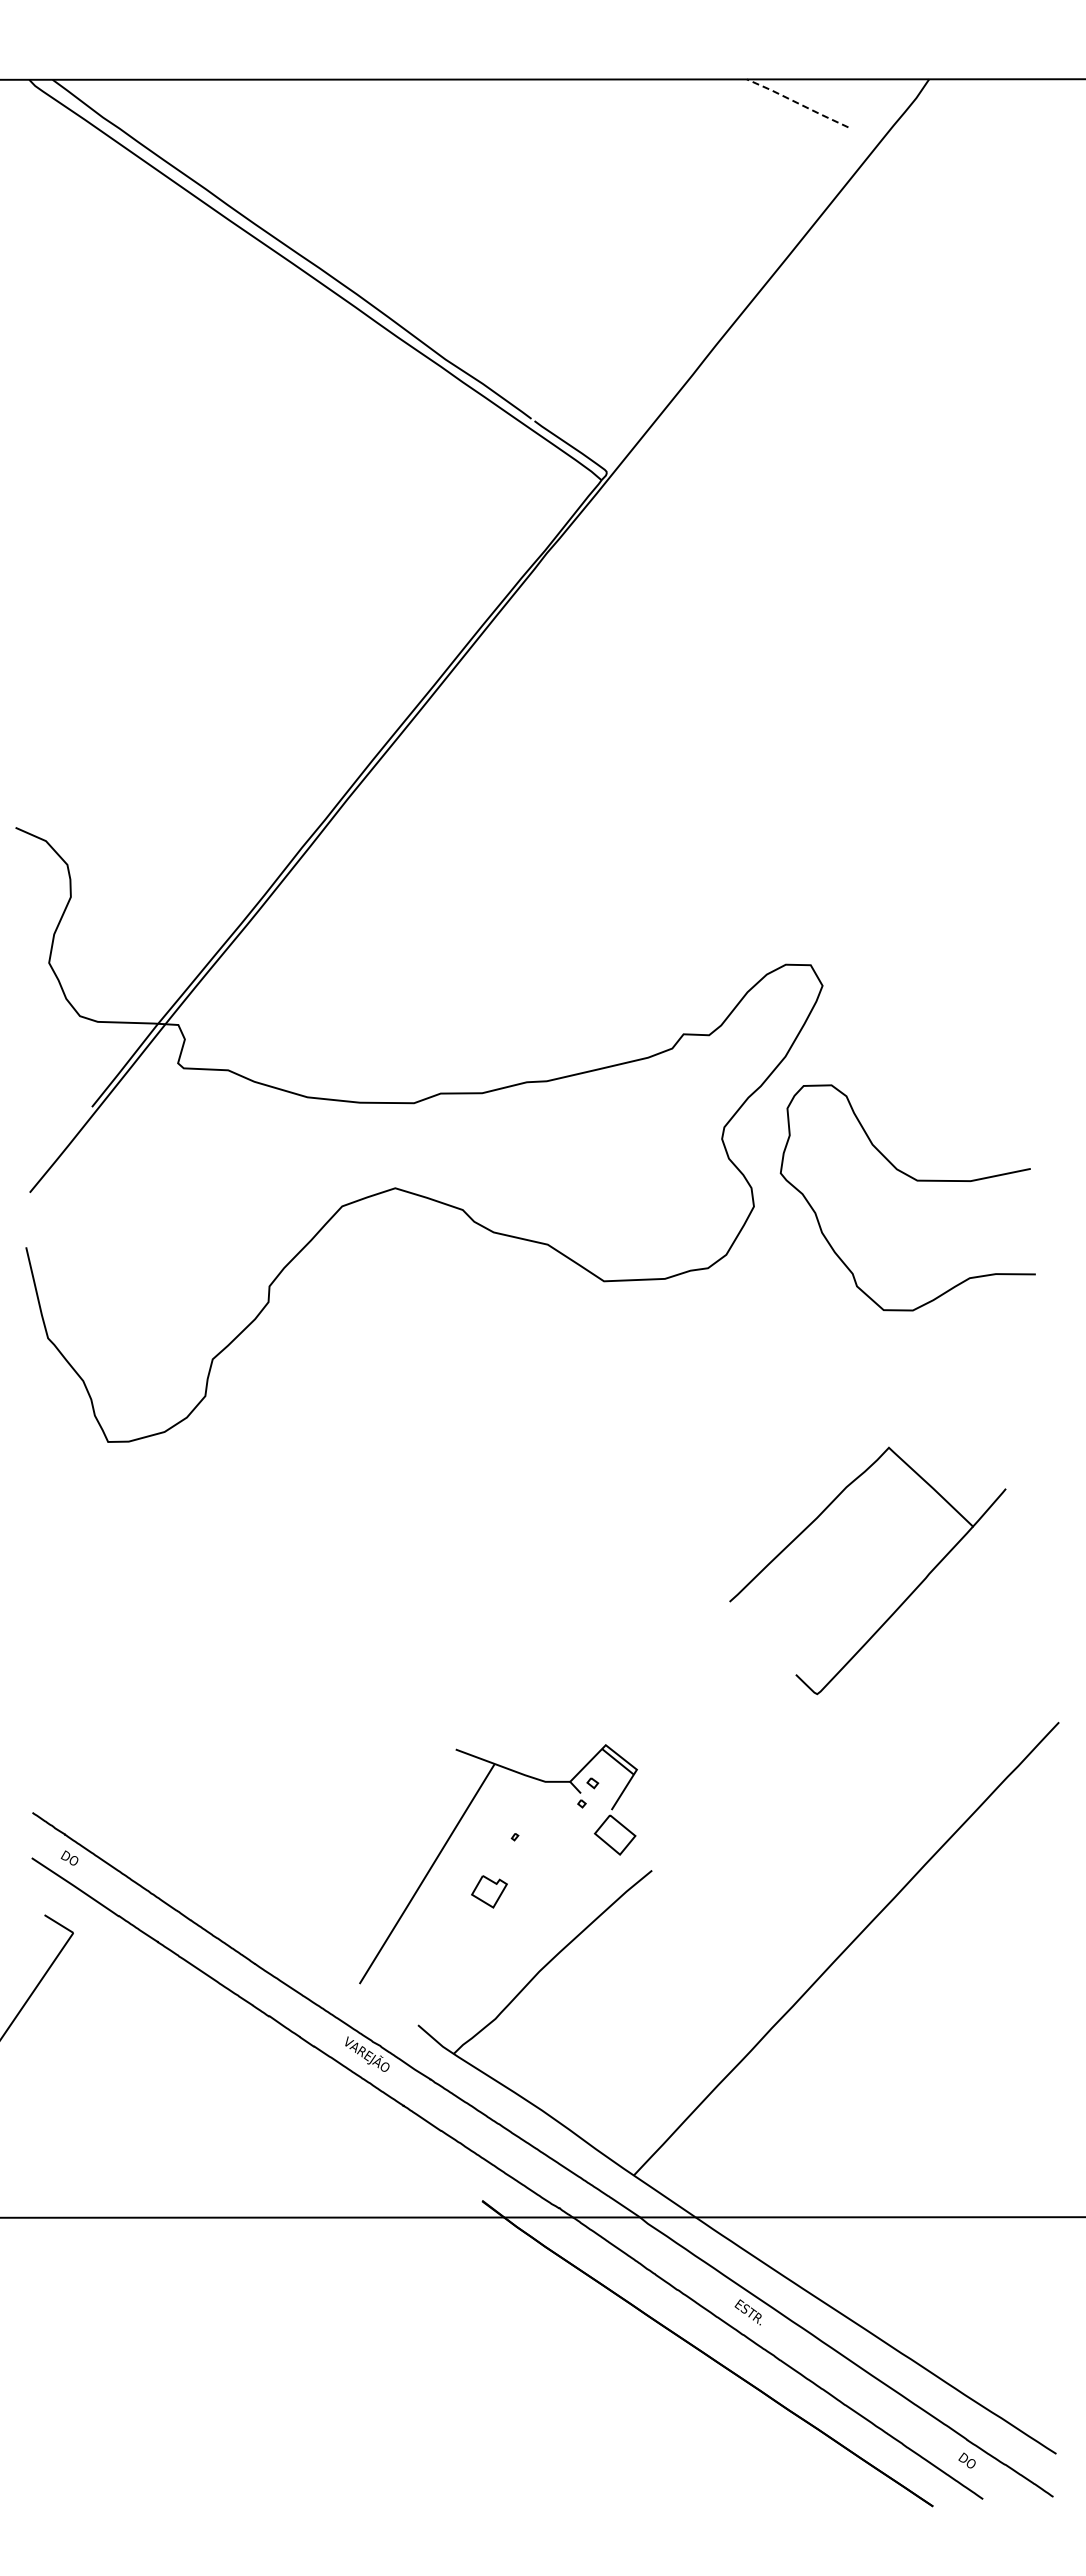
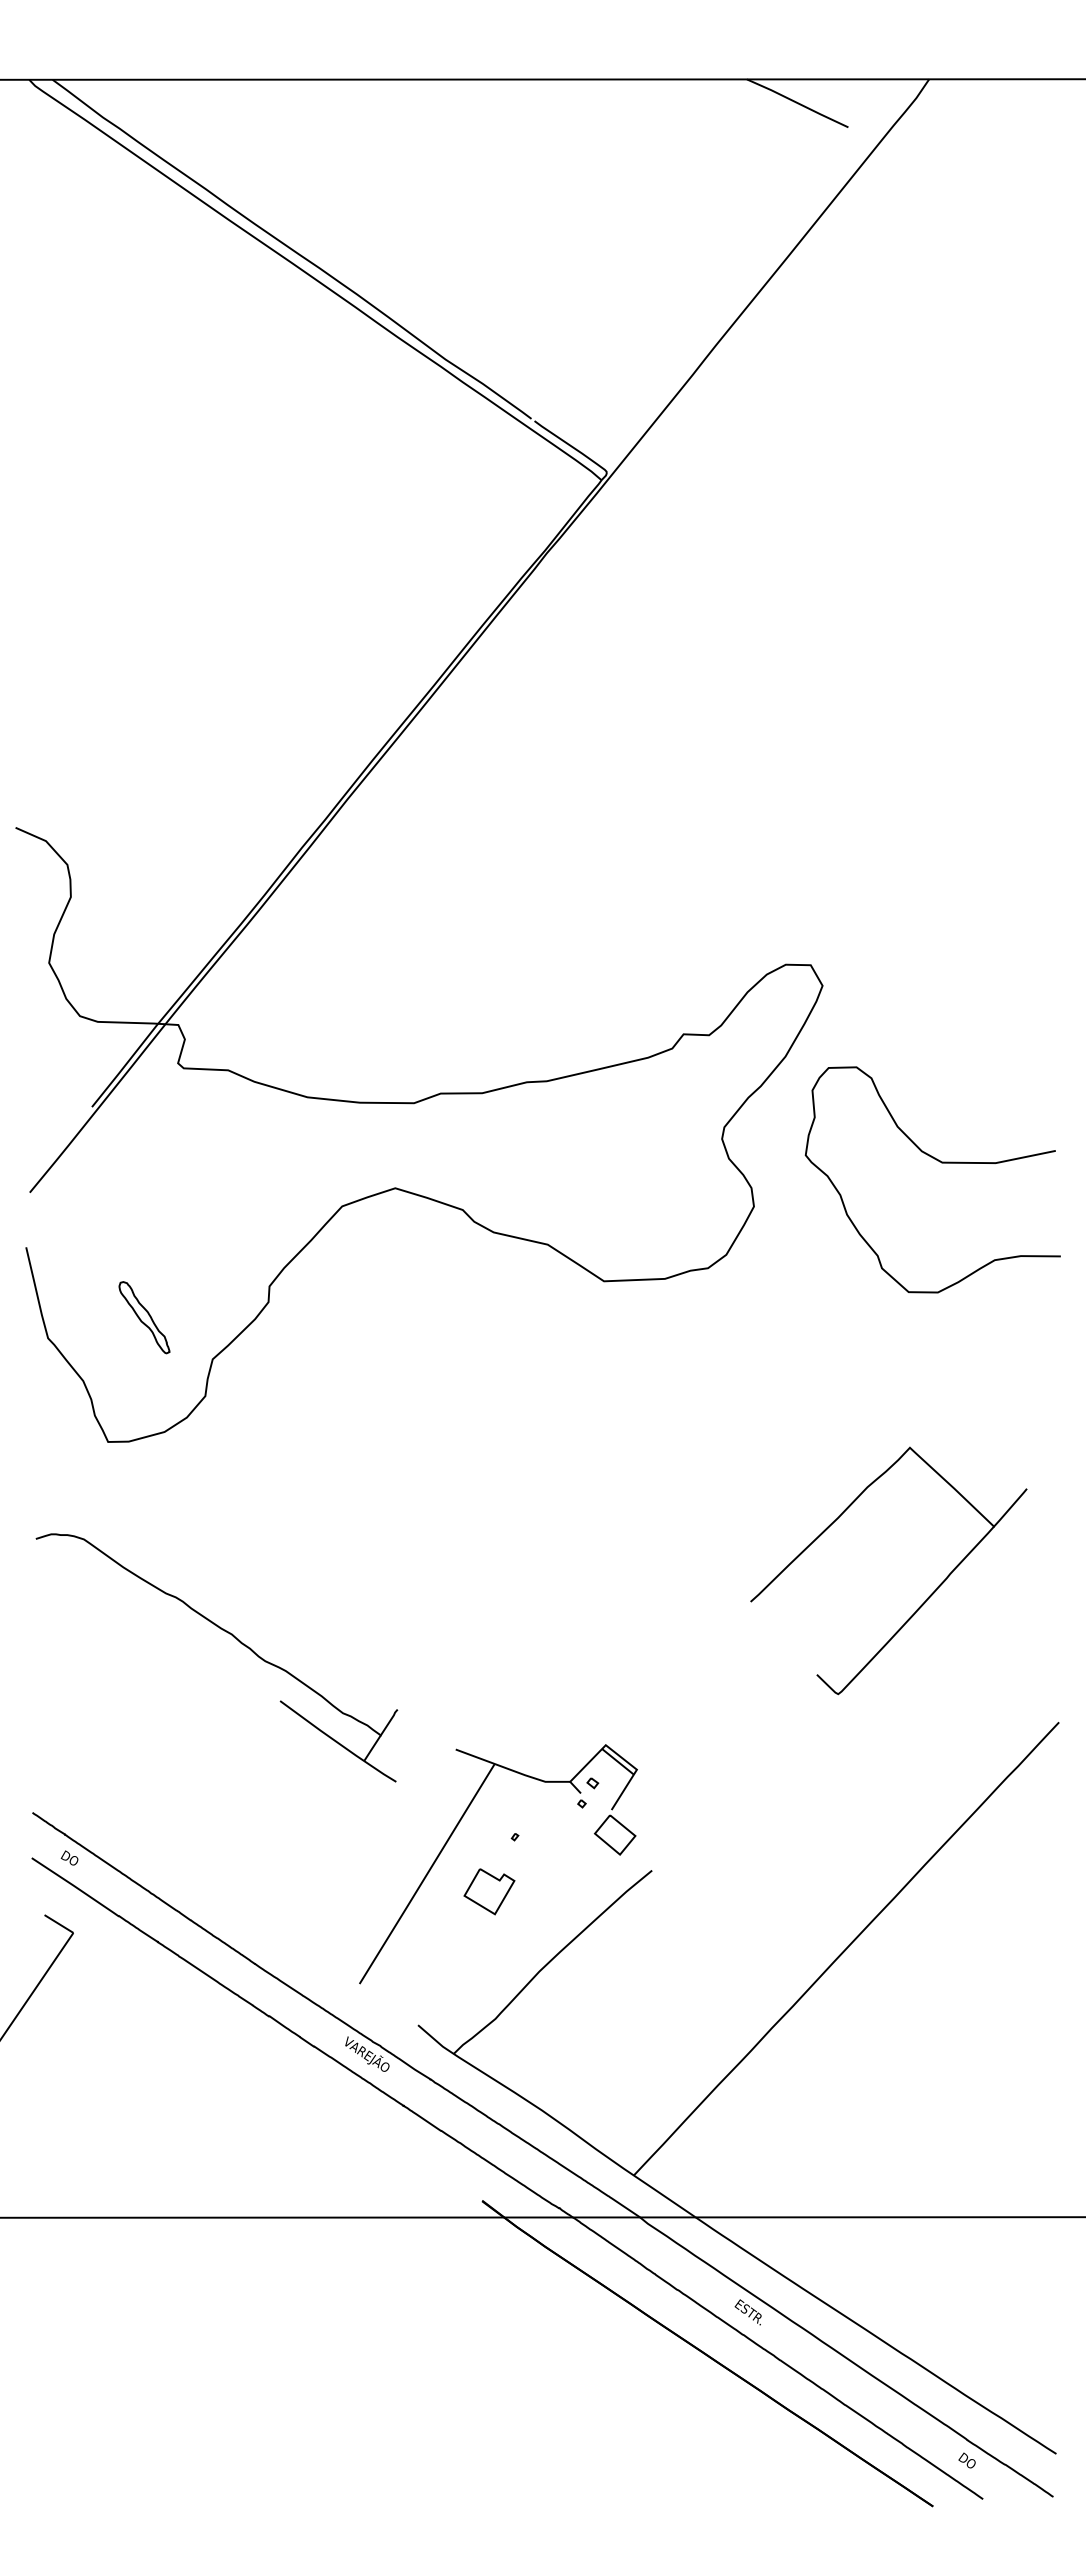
line: dashed -> solid (797, 102)
curve position: (916, 1181) -> (941, 1163) (941, 1163)
part: none -> present (144, 1317)
part position: (901, 1603) -> (922, 1603) (922, 1603)
part: none -> present (234, 1638)
part size: 37x34 px -> 53x48 px (489, 1891)
